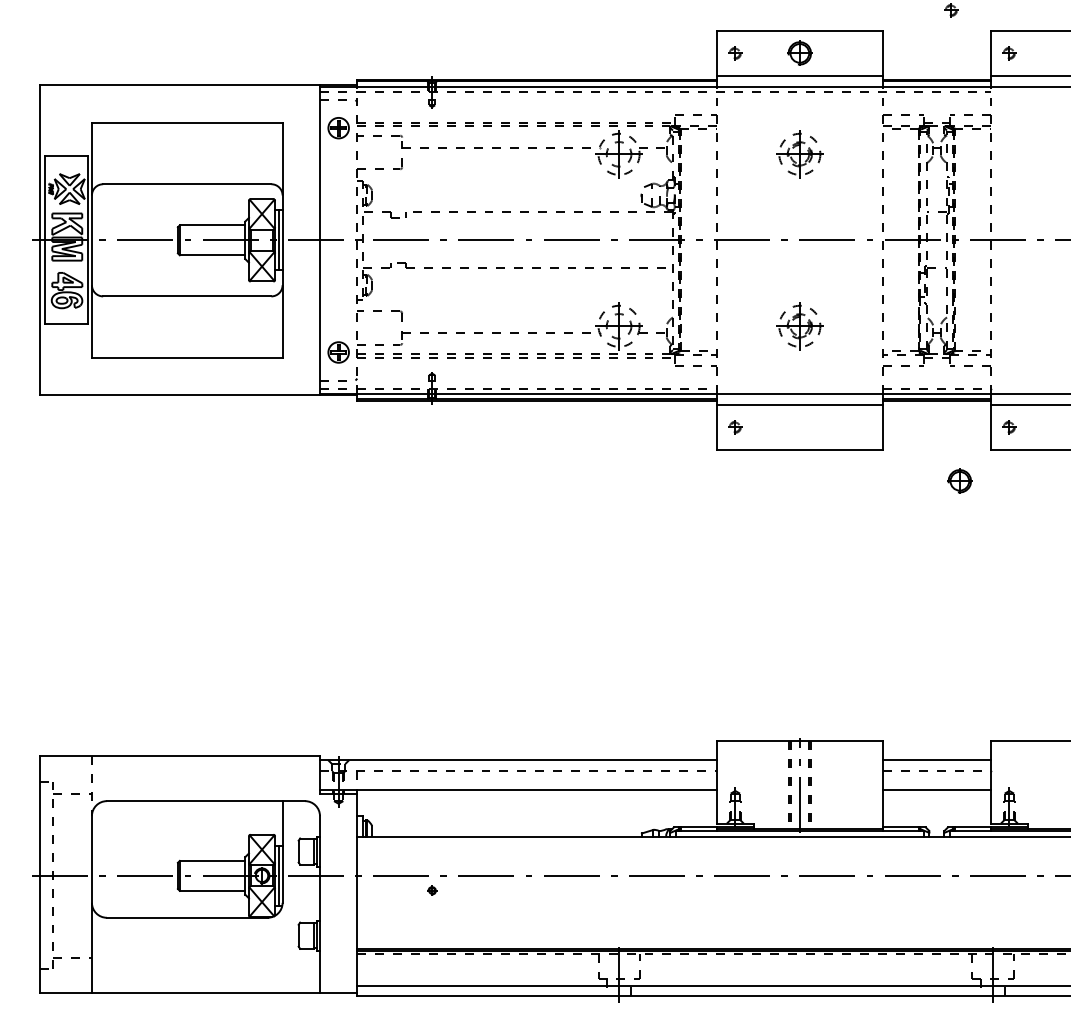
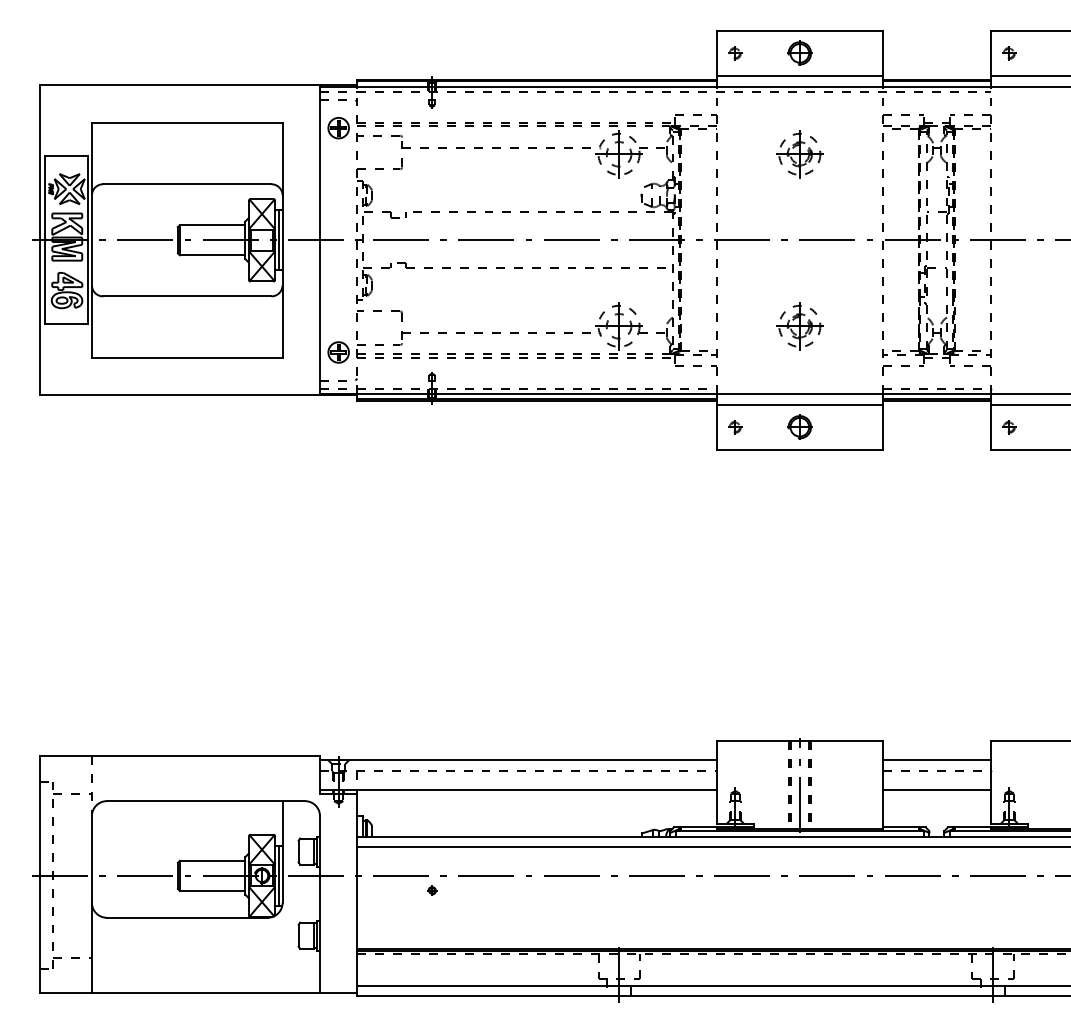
part: present -> none (951, 10)
part position: (959, 480) -> (799, 426) (799, 426)
line: none -> present (712, 847)
